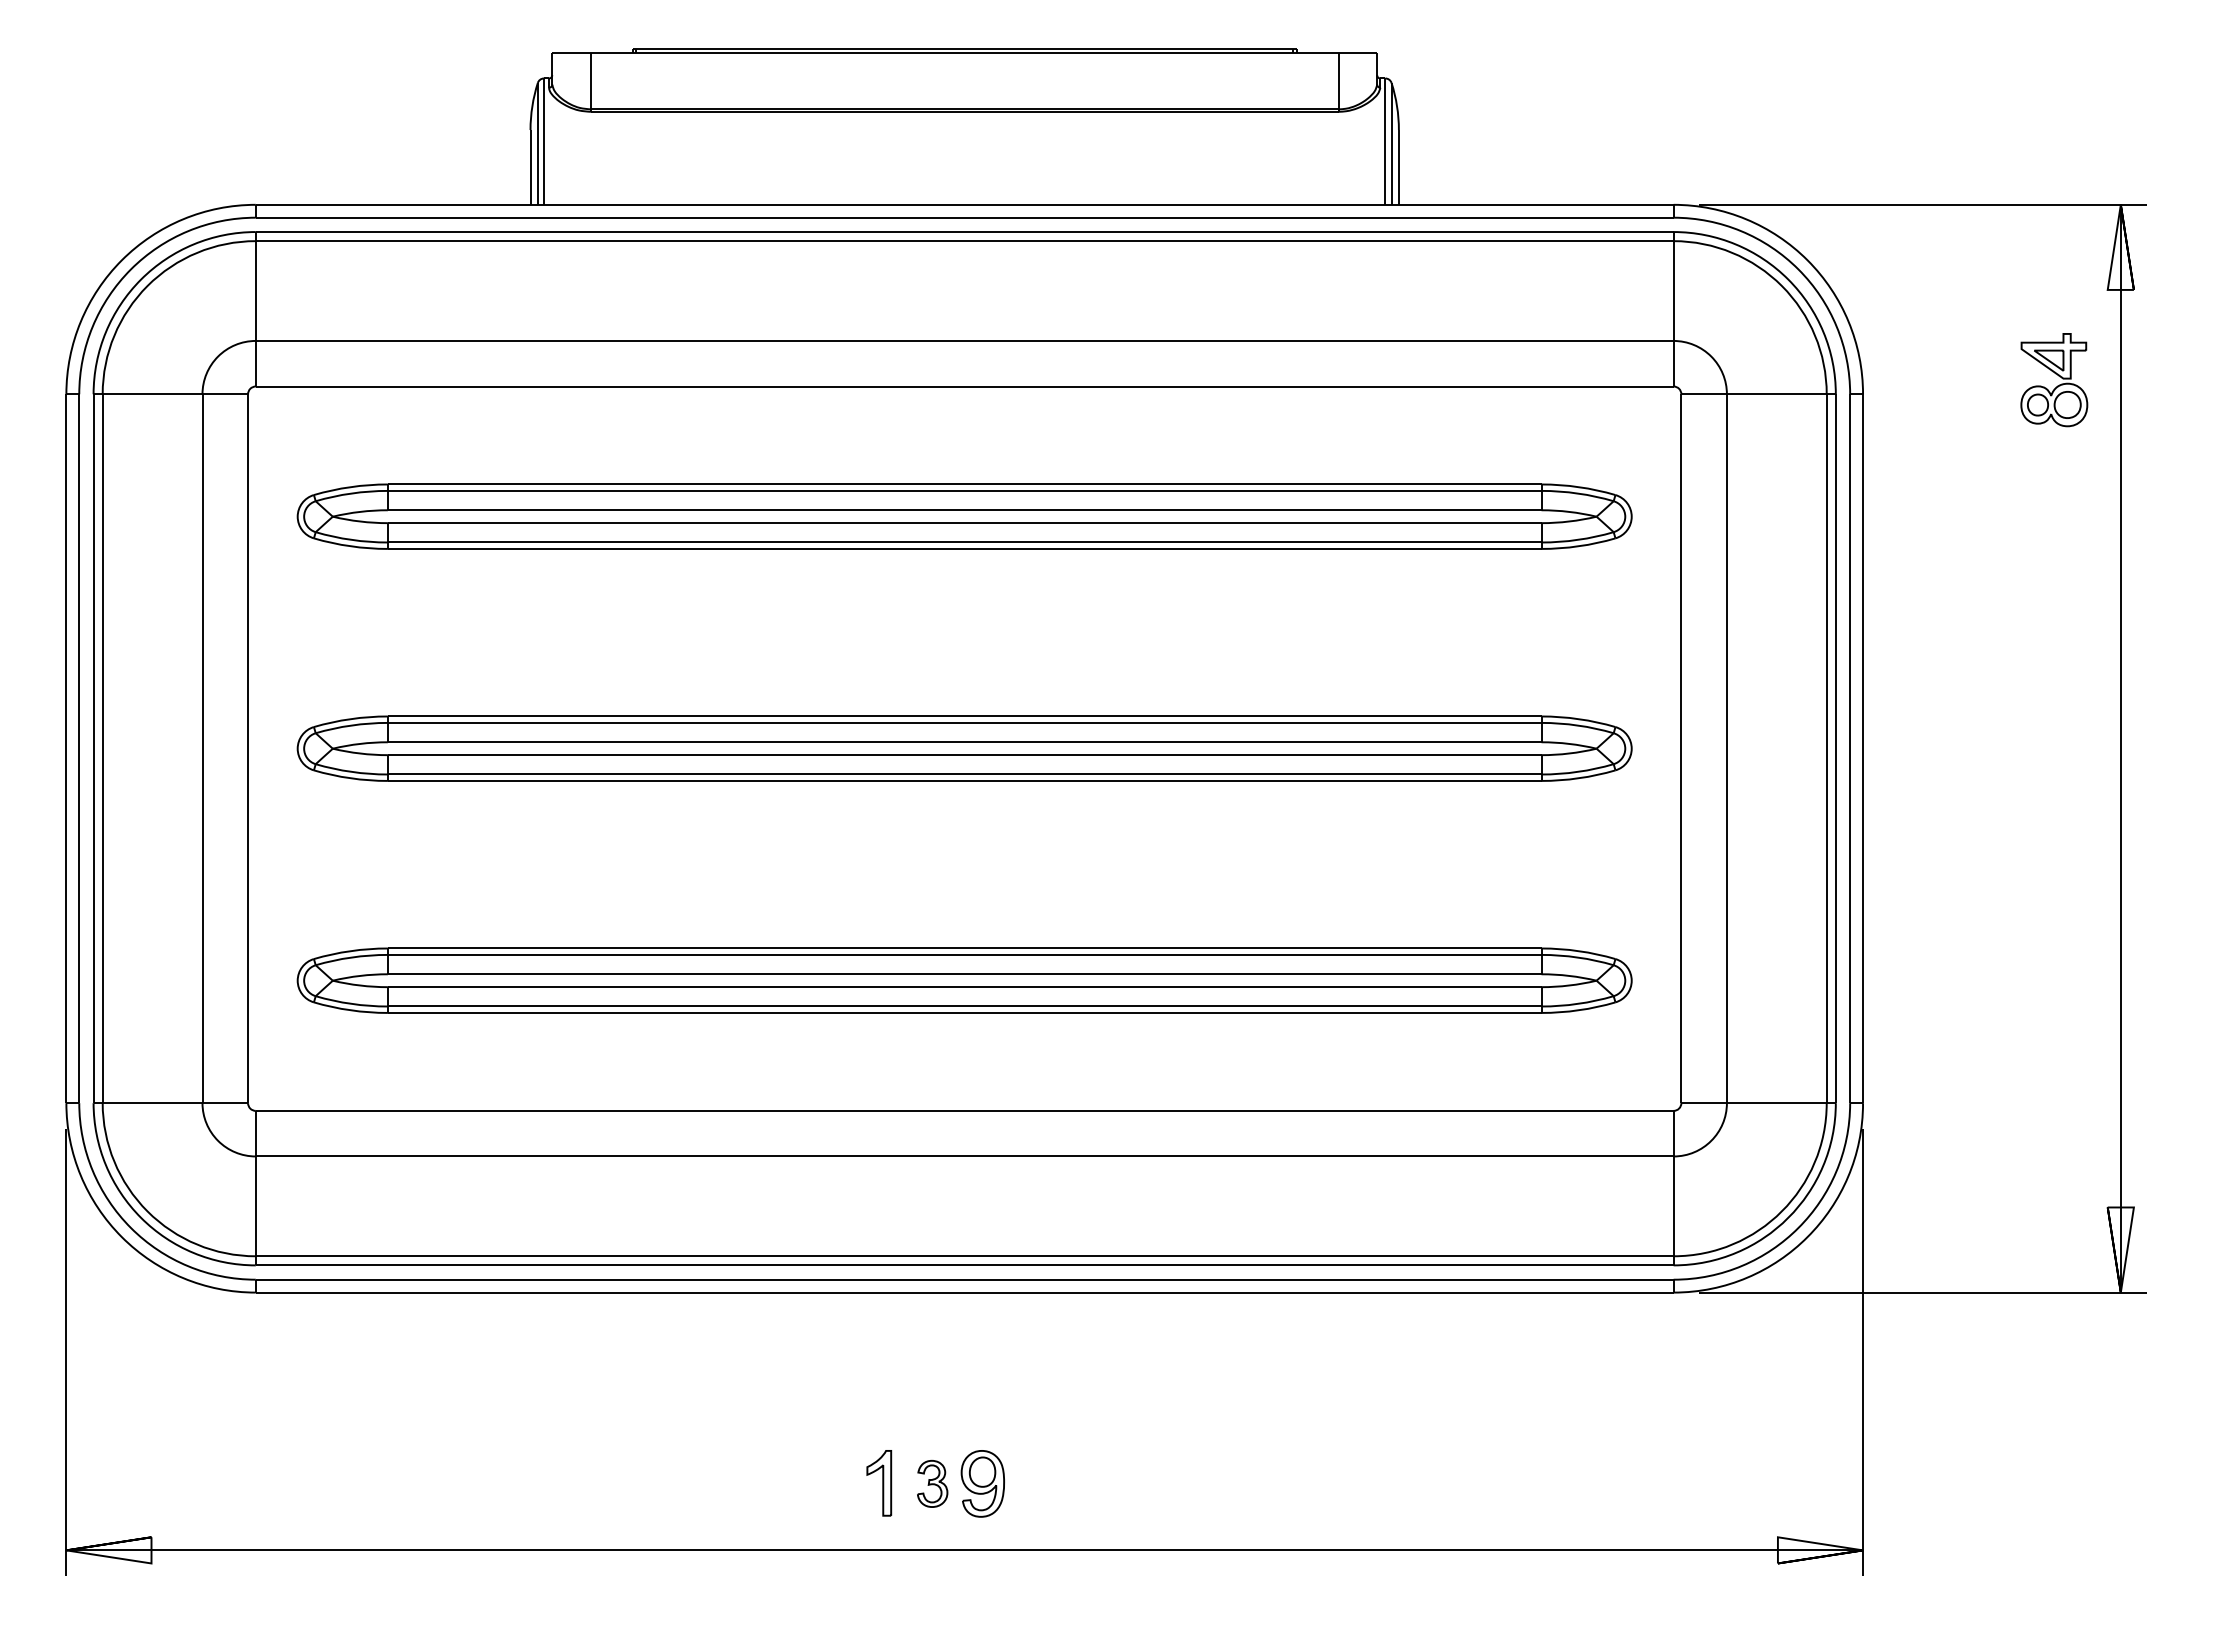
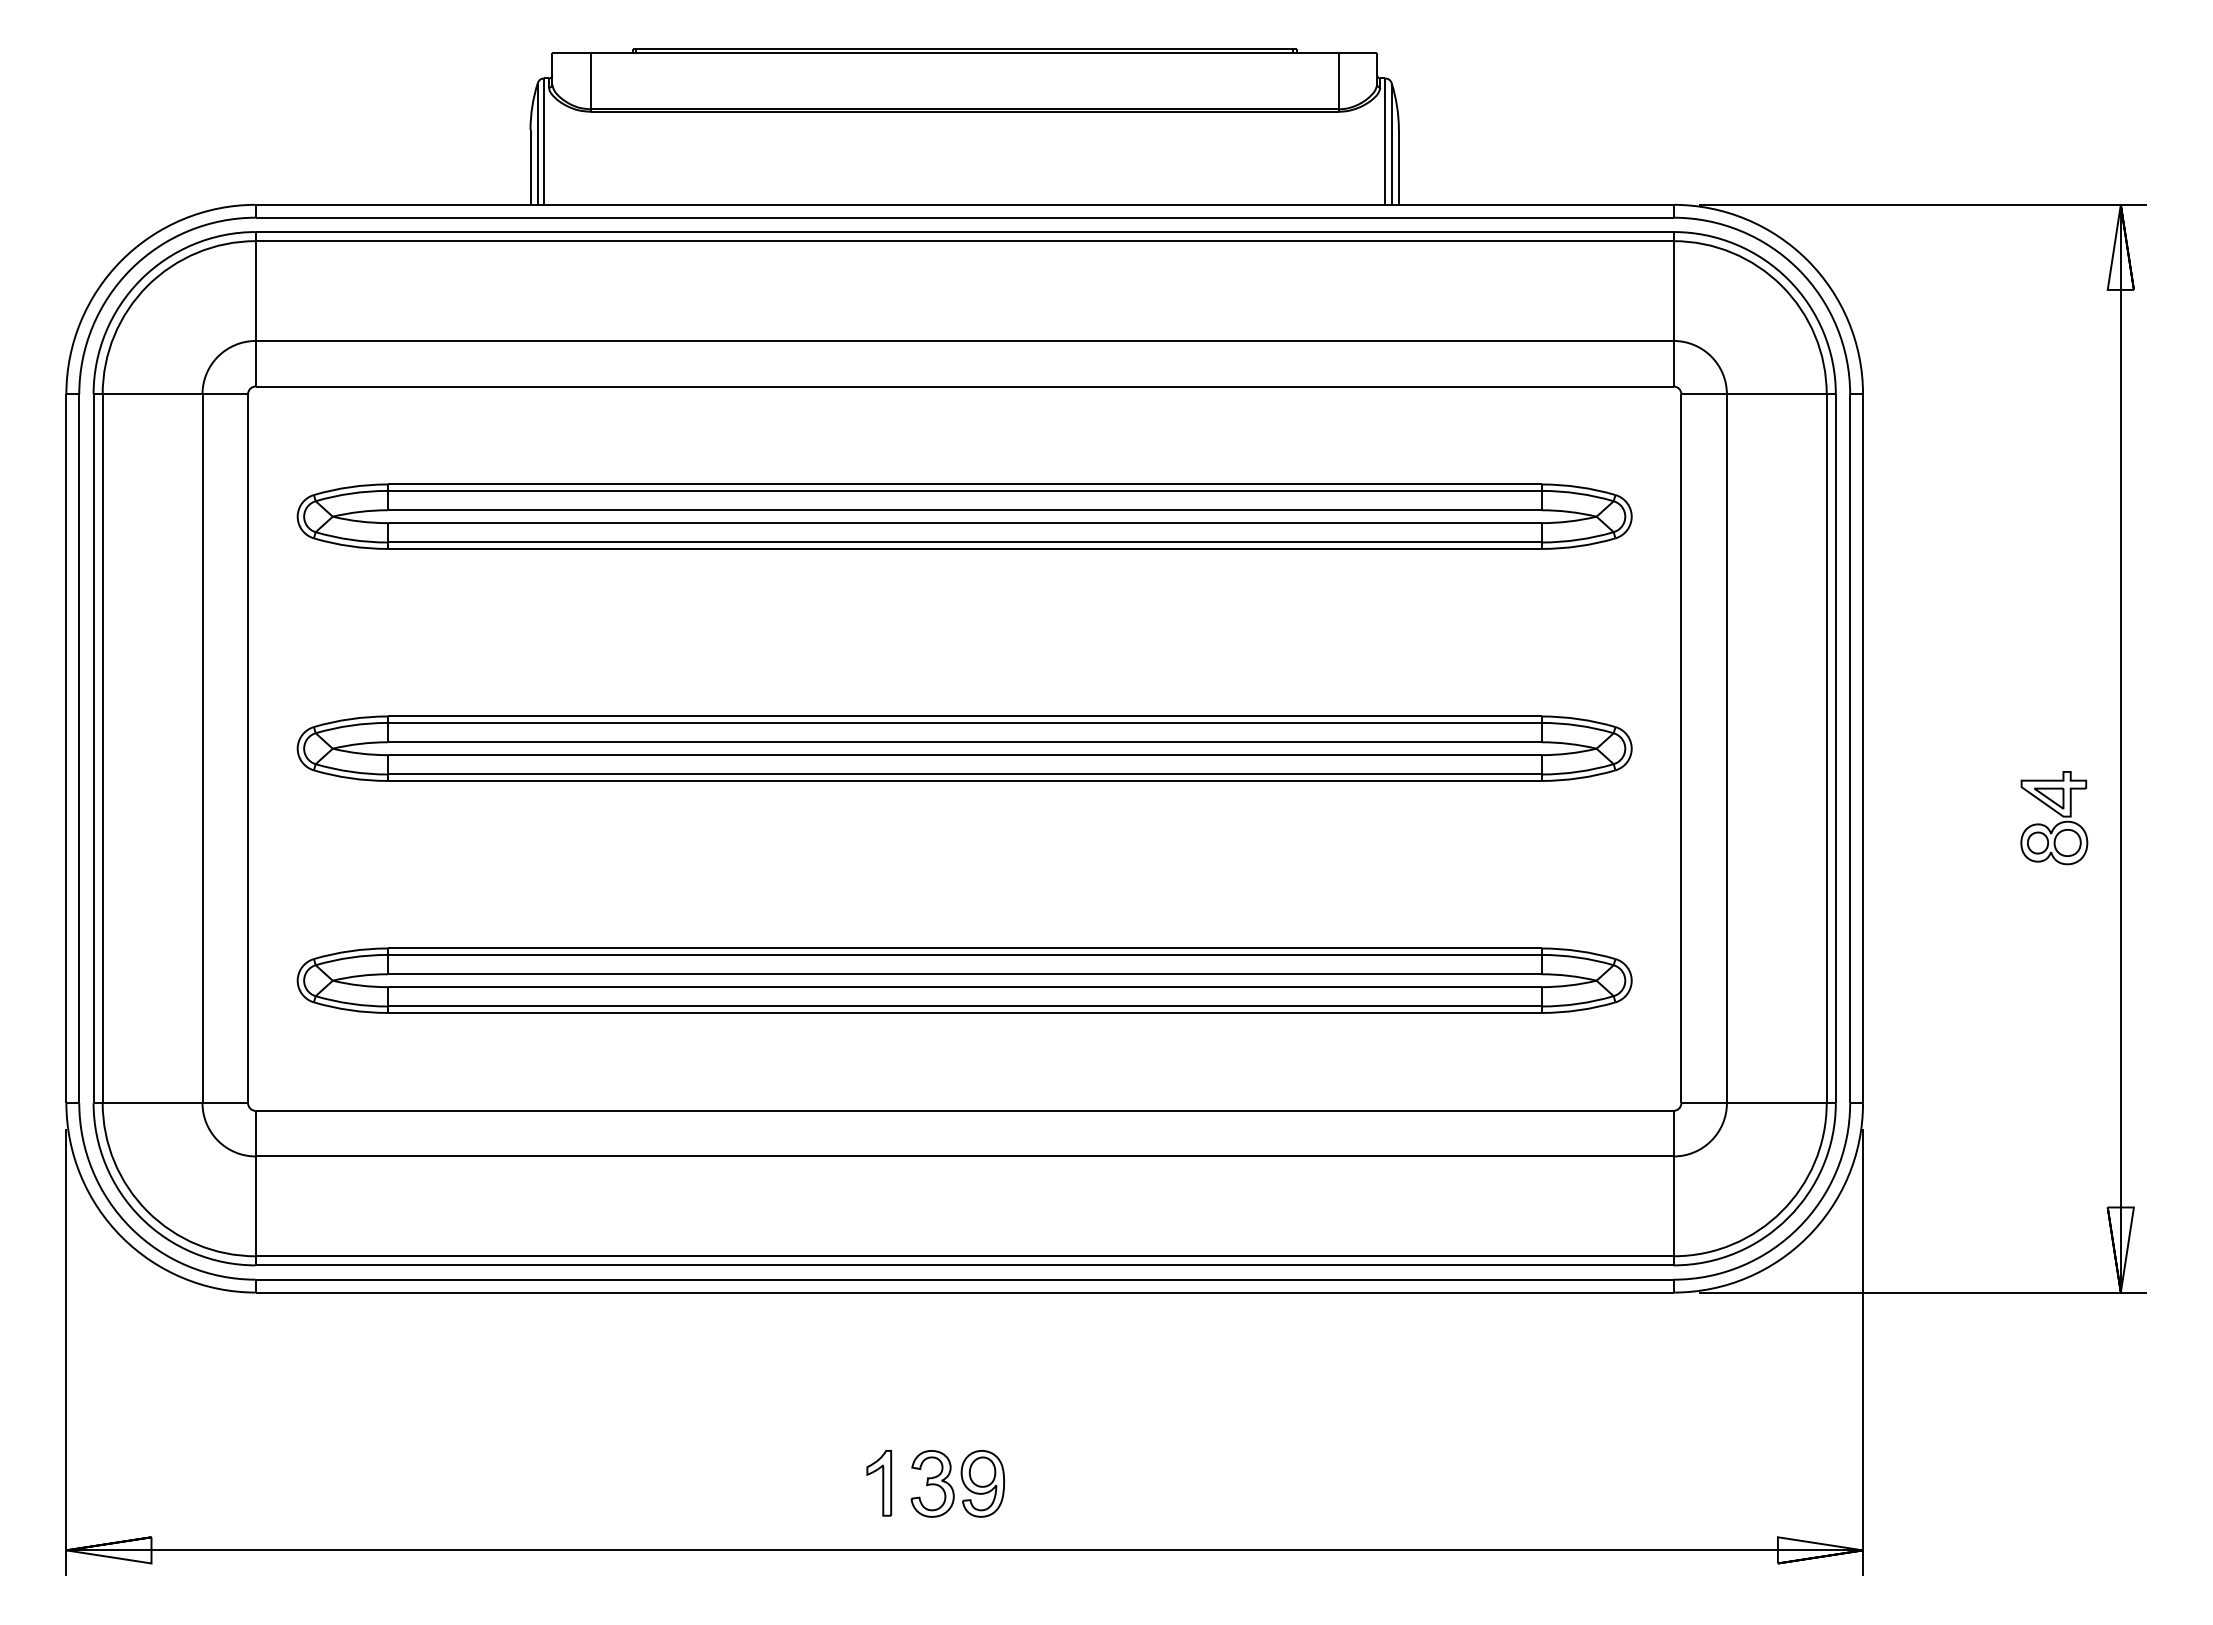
part position: (2054, 380) -> (2054, 818) (2054, 818)
part size: 32x48 px -> 45x68 px (932, 1483)
